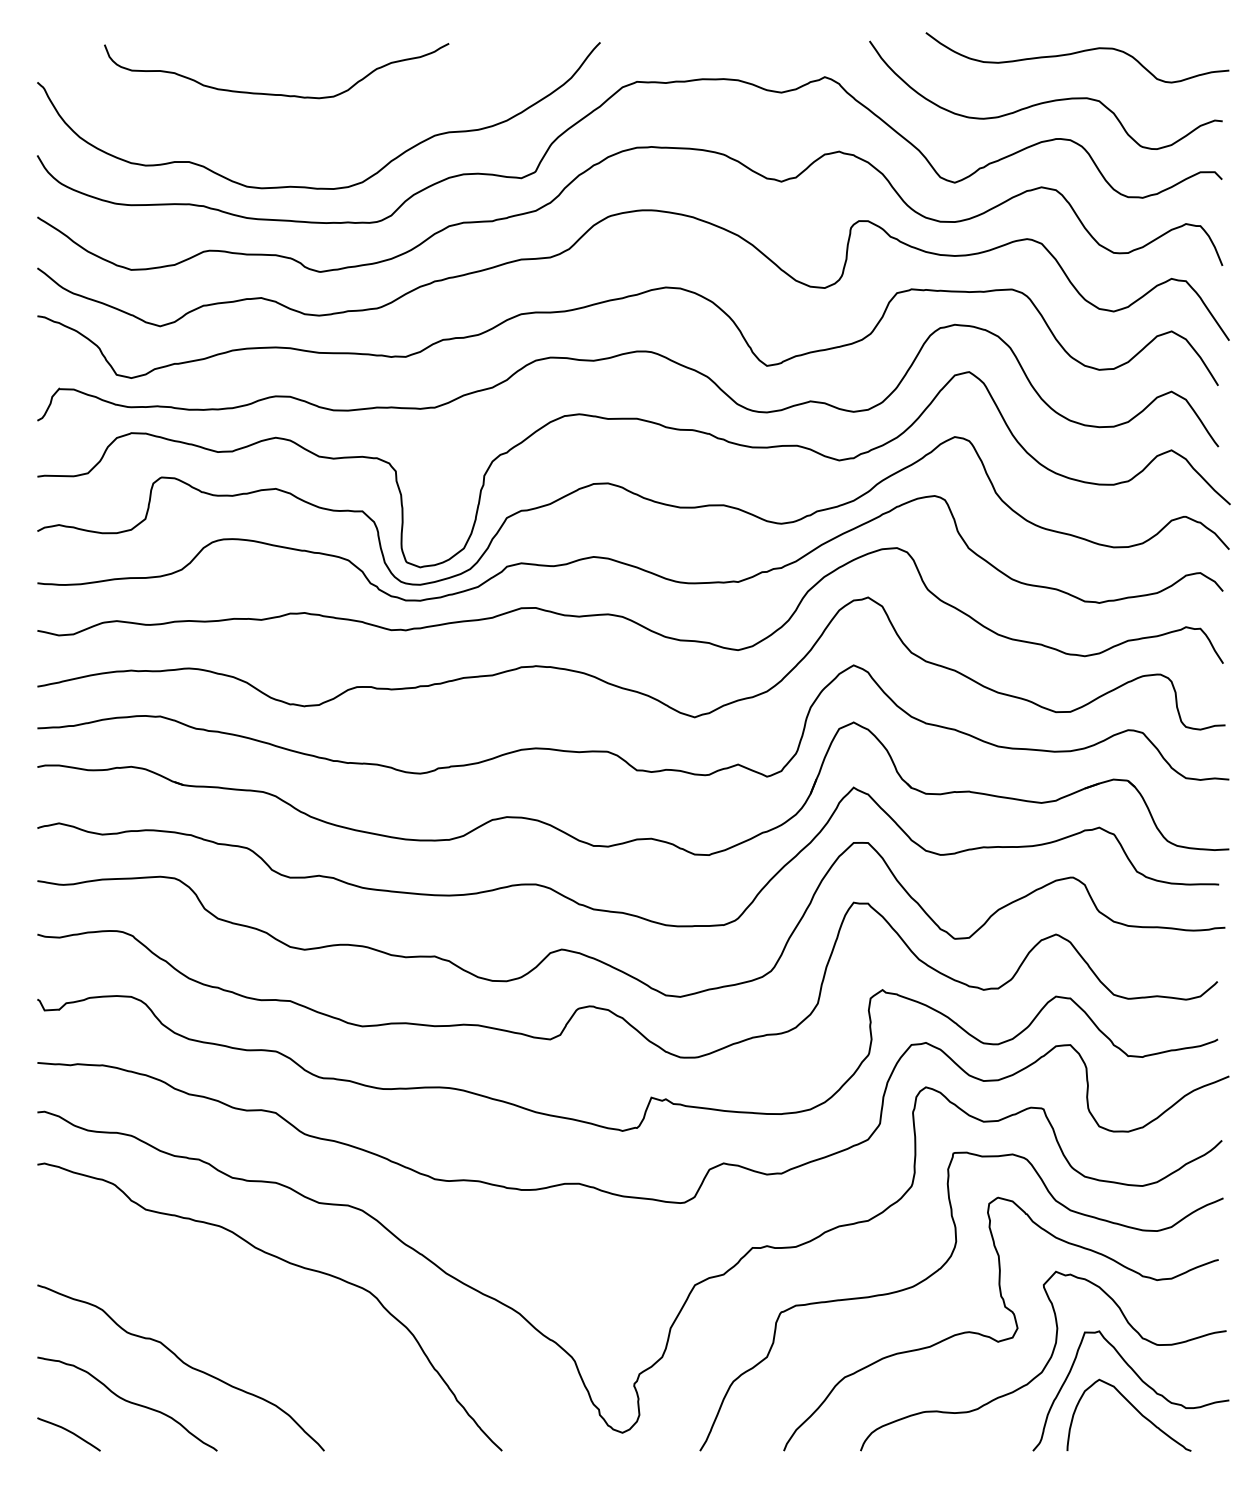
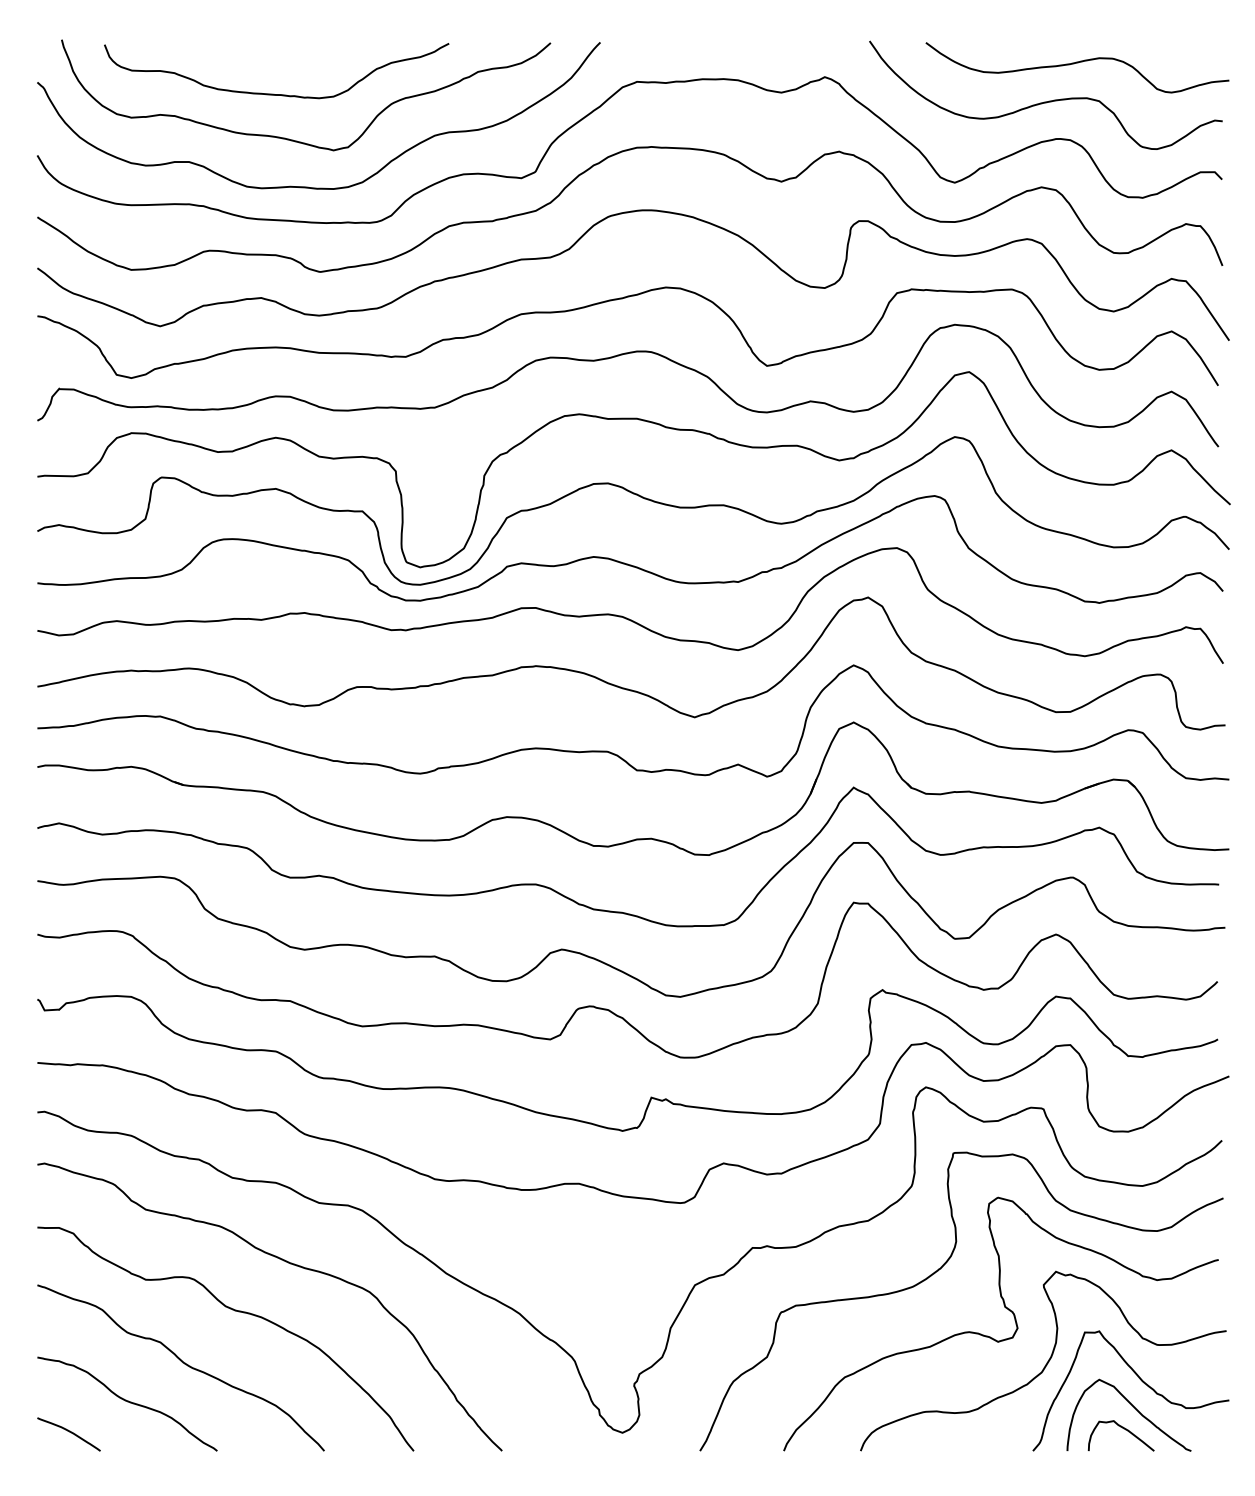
curve position: (1077, 53) -> (1077, 63) (1077, 63)
curve: none -> present (293, 139)
curve: none -> present (234, 1311)
curve: none -> present (1125, 1430)
